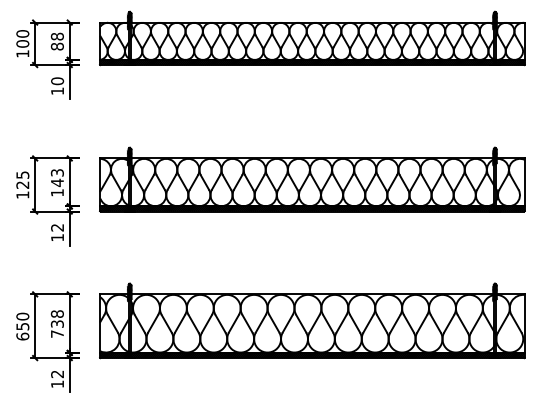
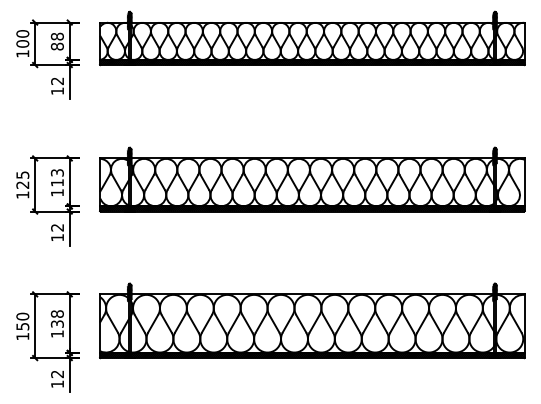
text: 10 -> 12 (57, 81)
text: 143 -> 113 (57, 182)
text: 738 -> 138 (57, 333)
text: 650 -> 150 (22, 336)
